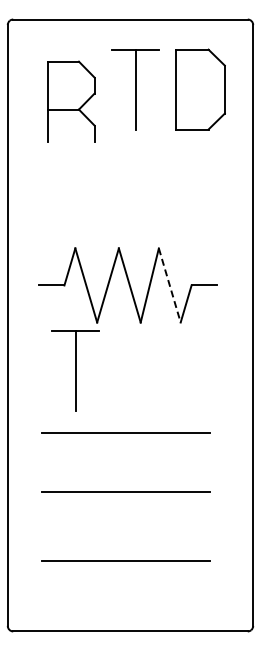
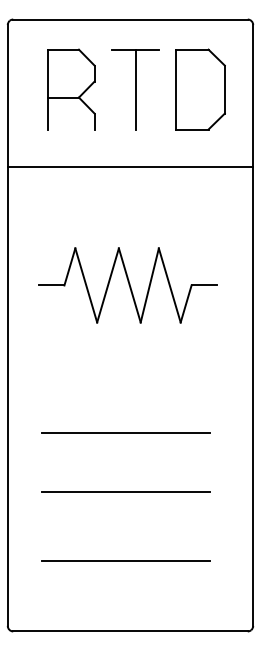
part position: (71, 101) -> (71, 89) (71, 89)
line: none -> present (130, 167)
line: dashed -> solid (169, 285)
part: present -> none (75, 370)
